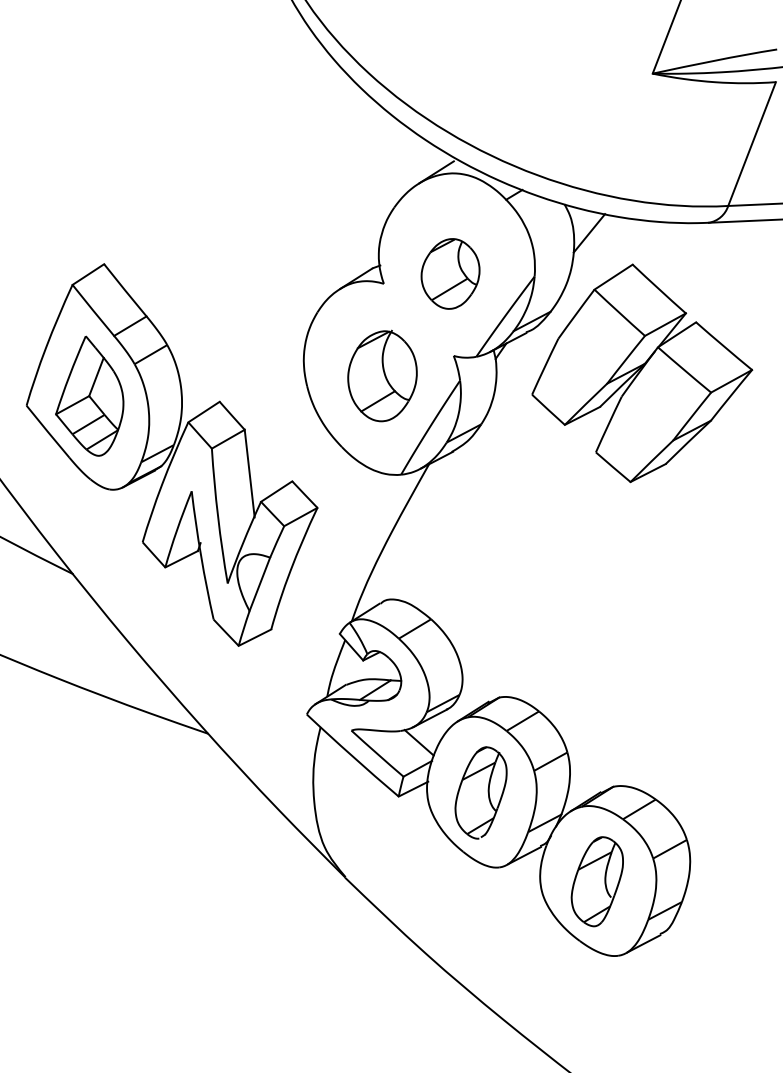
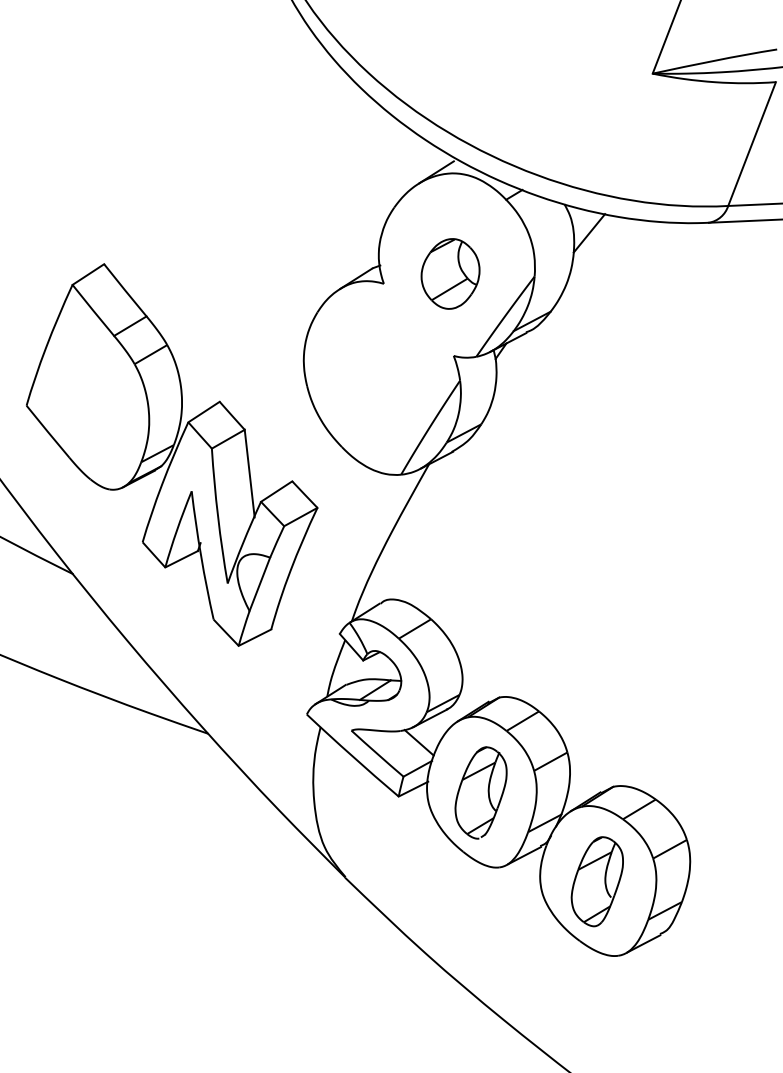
part: present -> none (642, 373)
part: present -> none (382, 375)
part: present -> none (89, 395)
